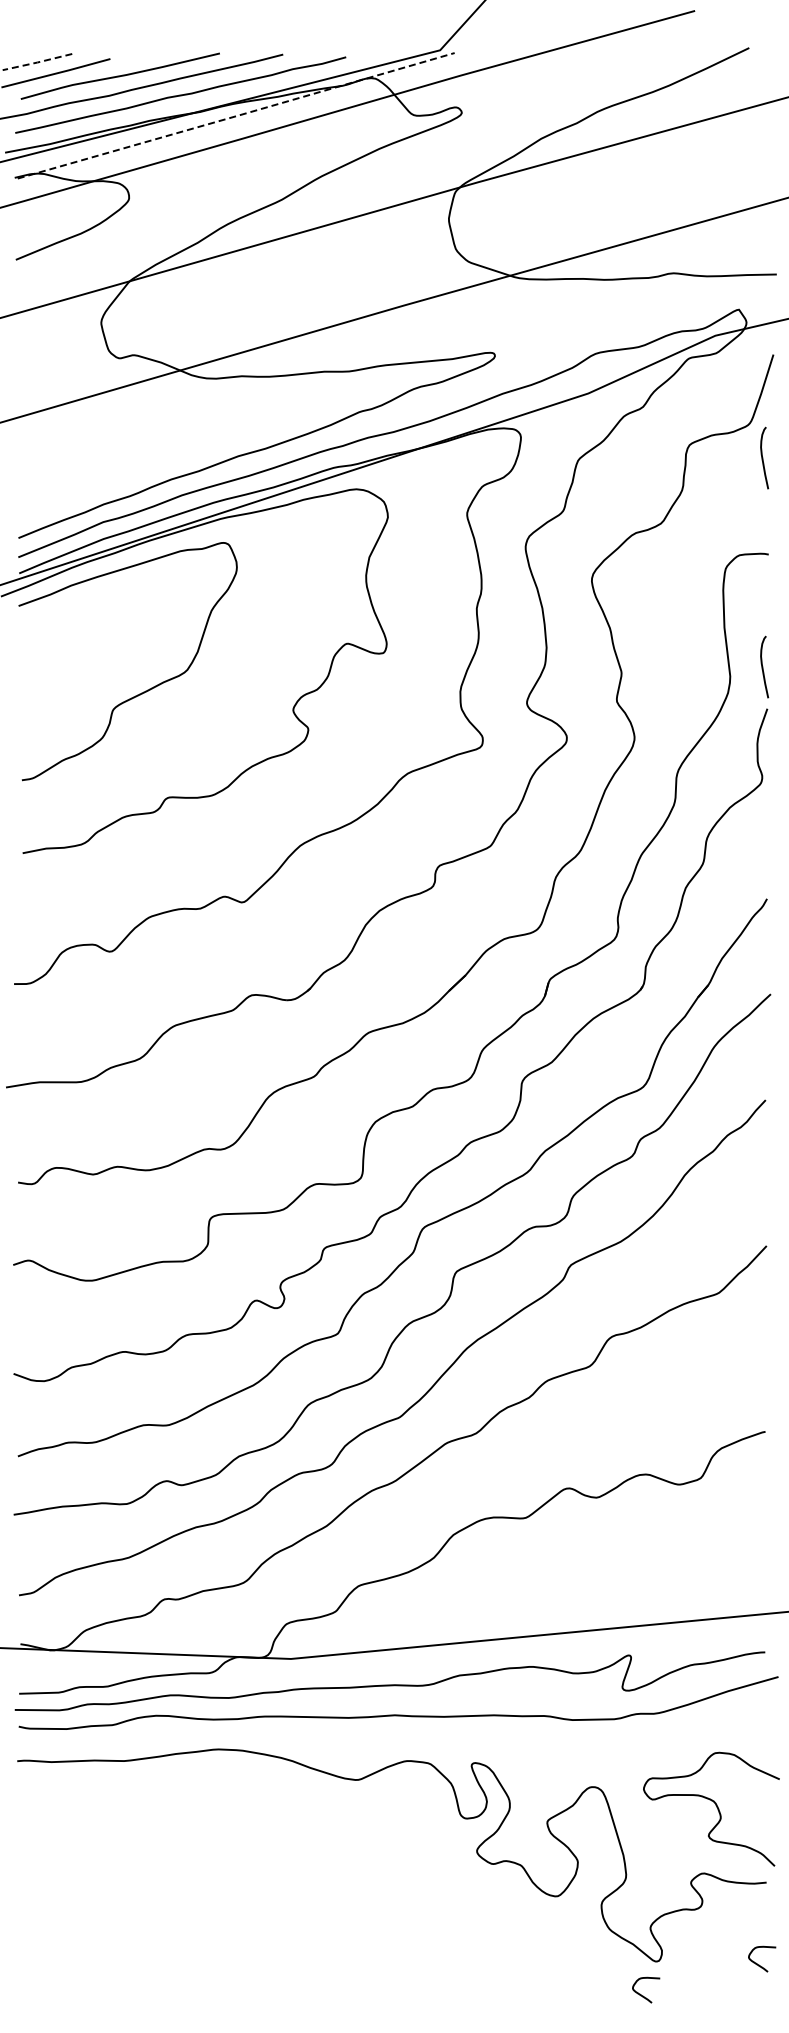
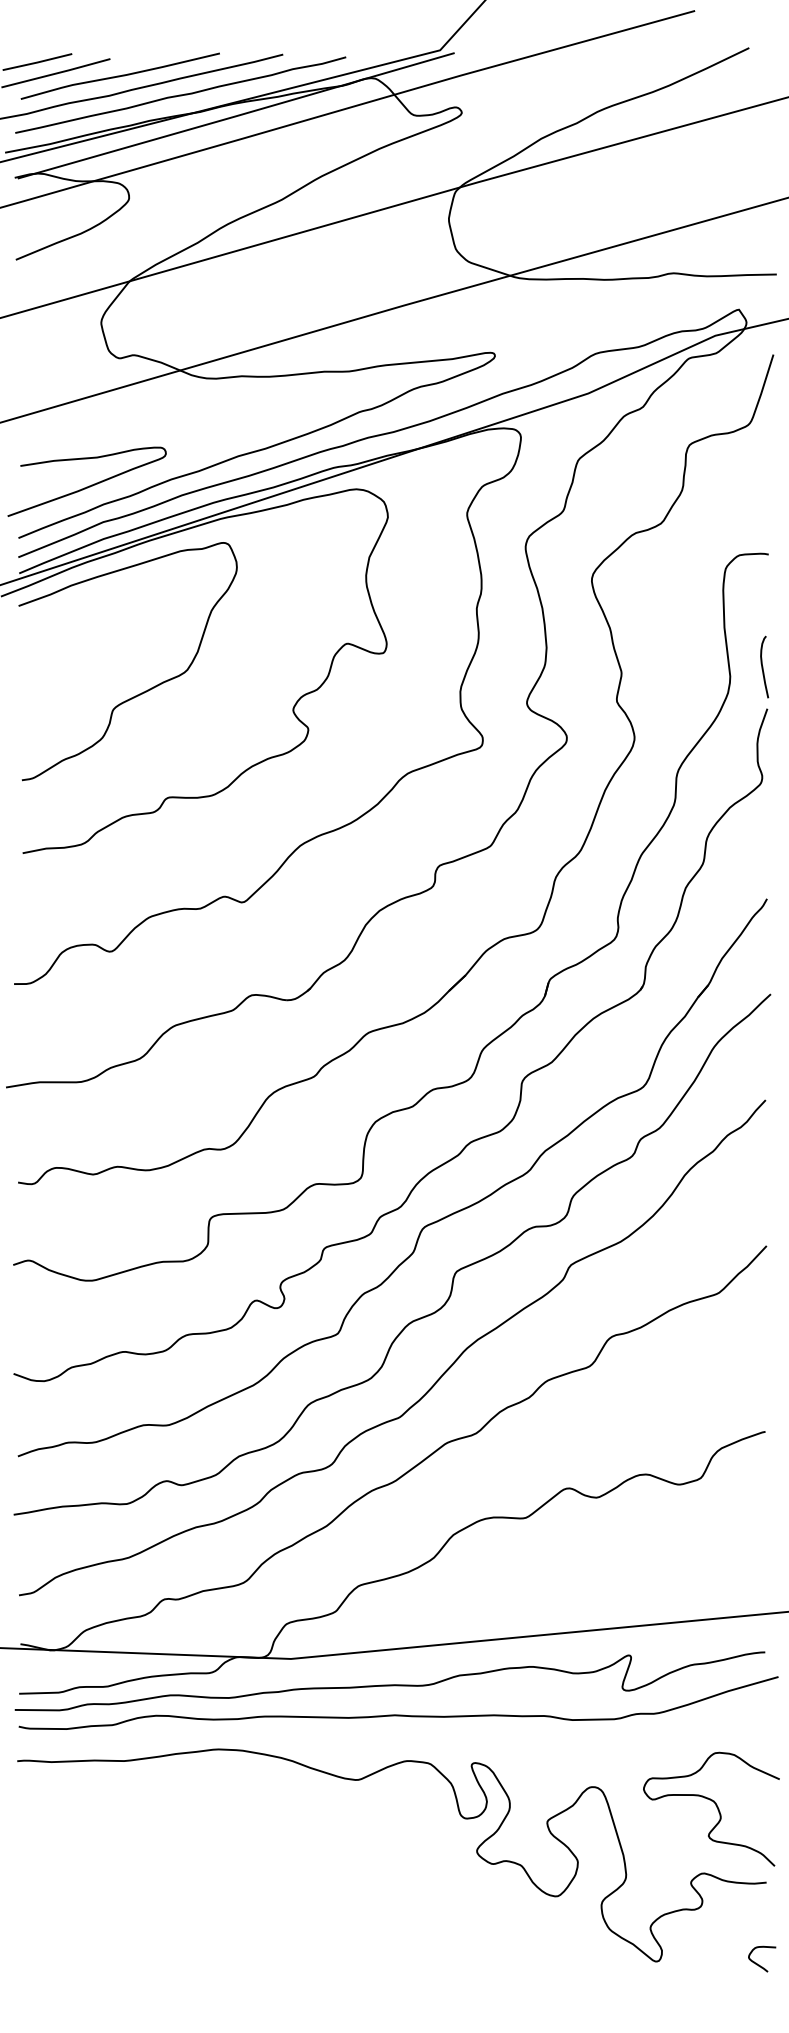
line: dashed -> solid (37, 62)
line: dashed -> solid (236, 116)
curve: present -> none (763, 457)
curve: none -> present (89, 485)
curve: present -> none (643, 1995)
